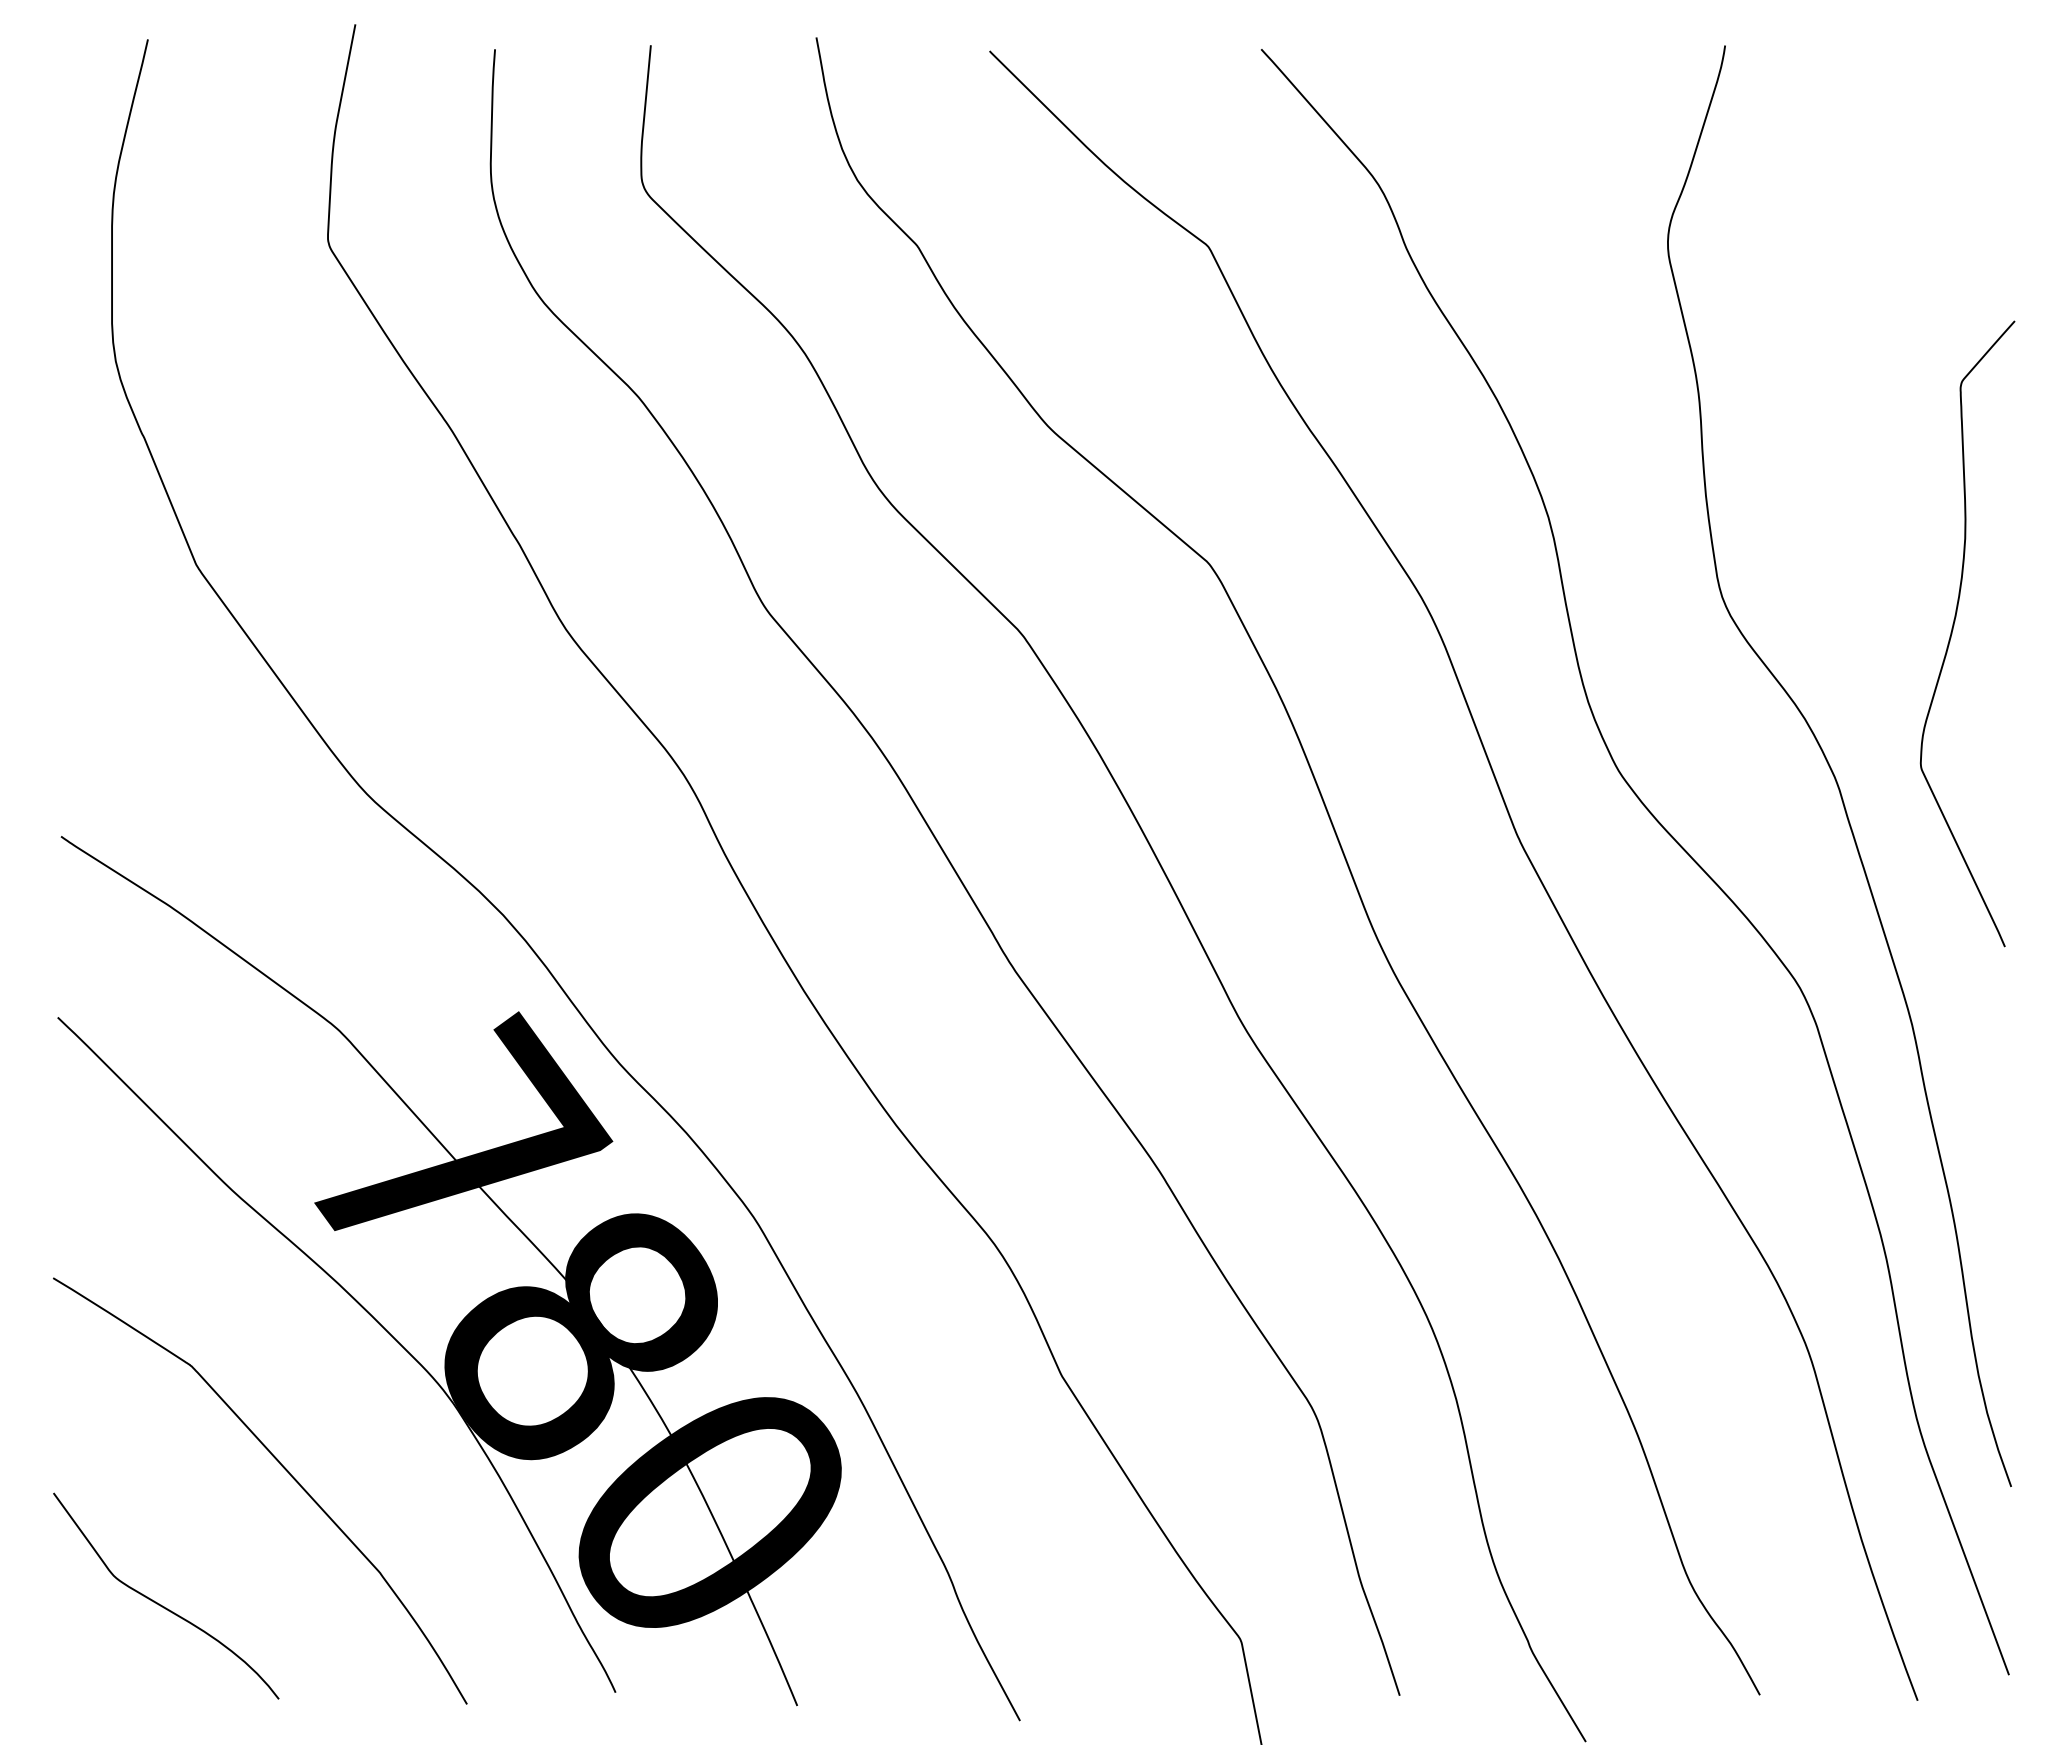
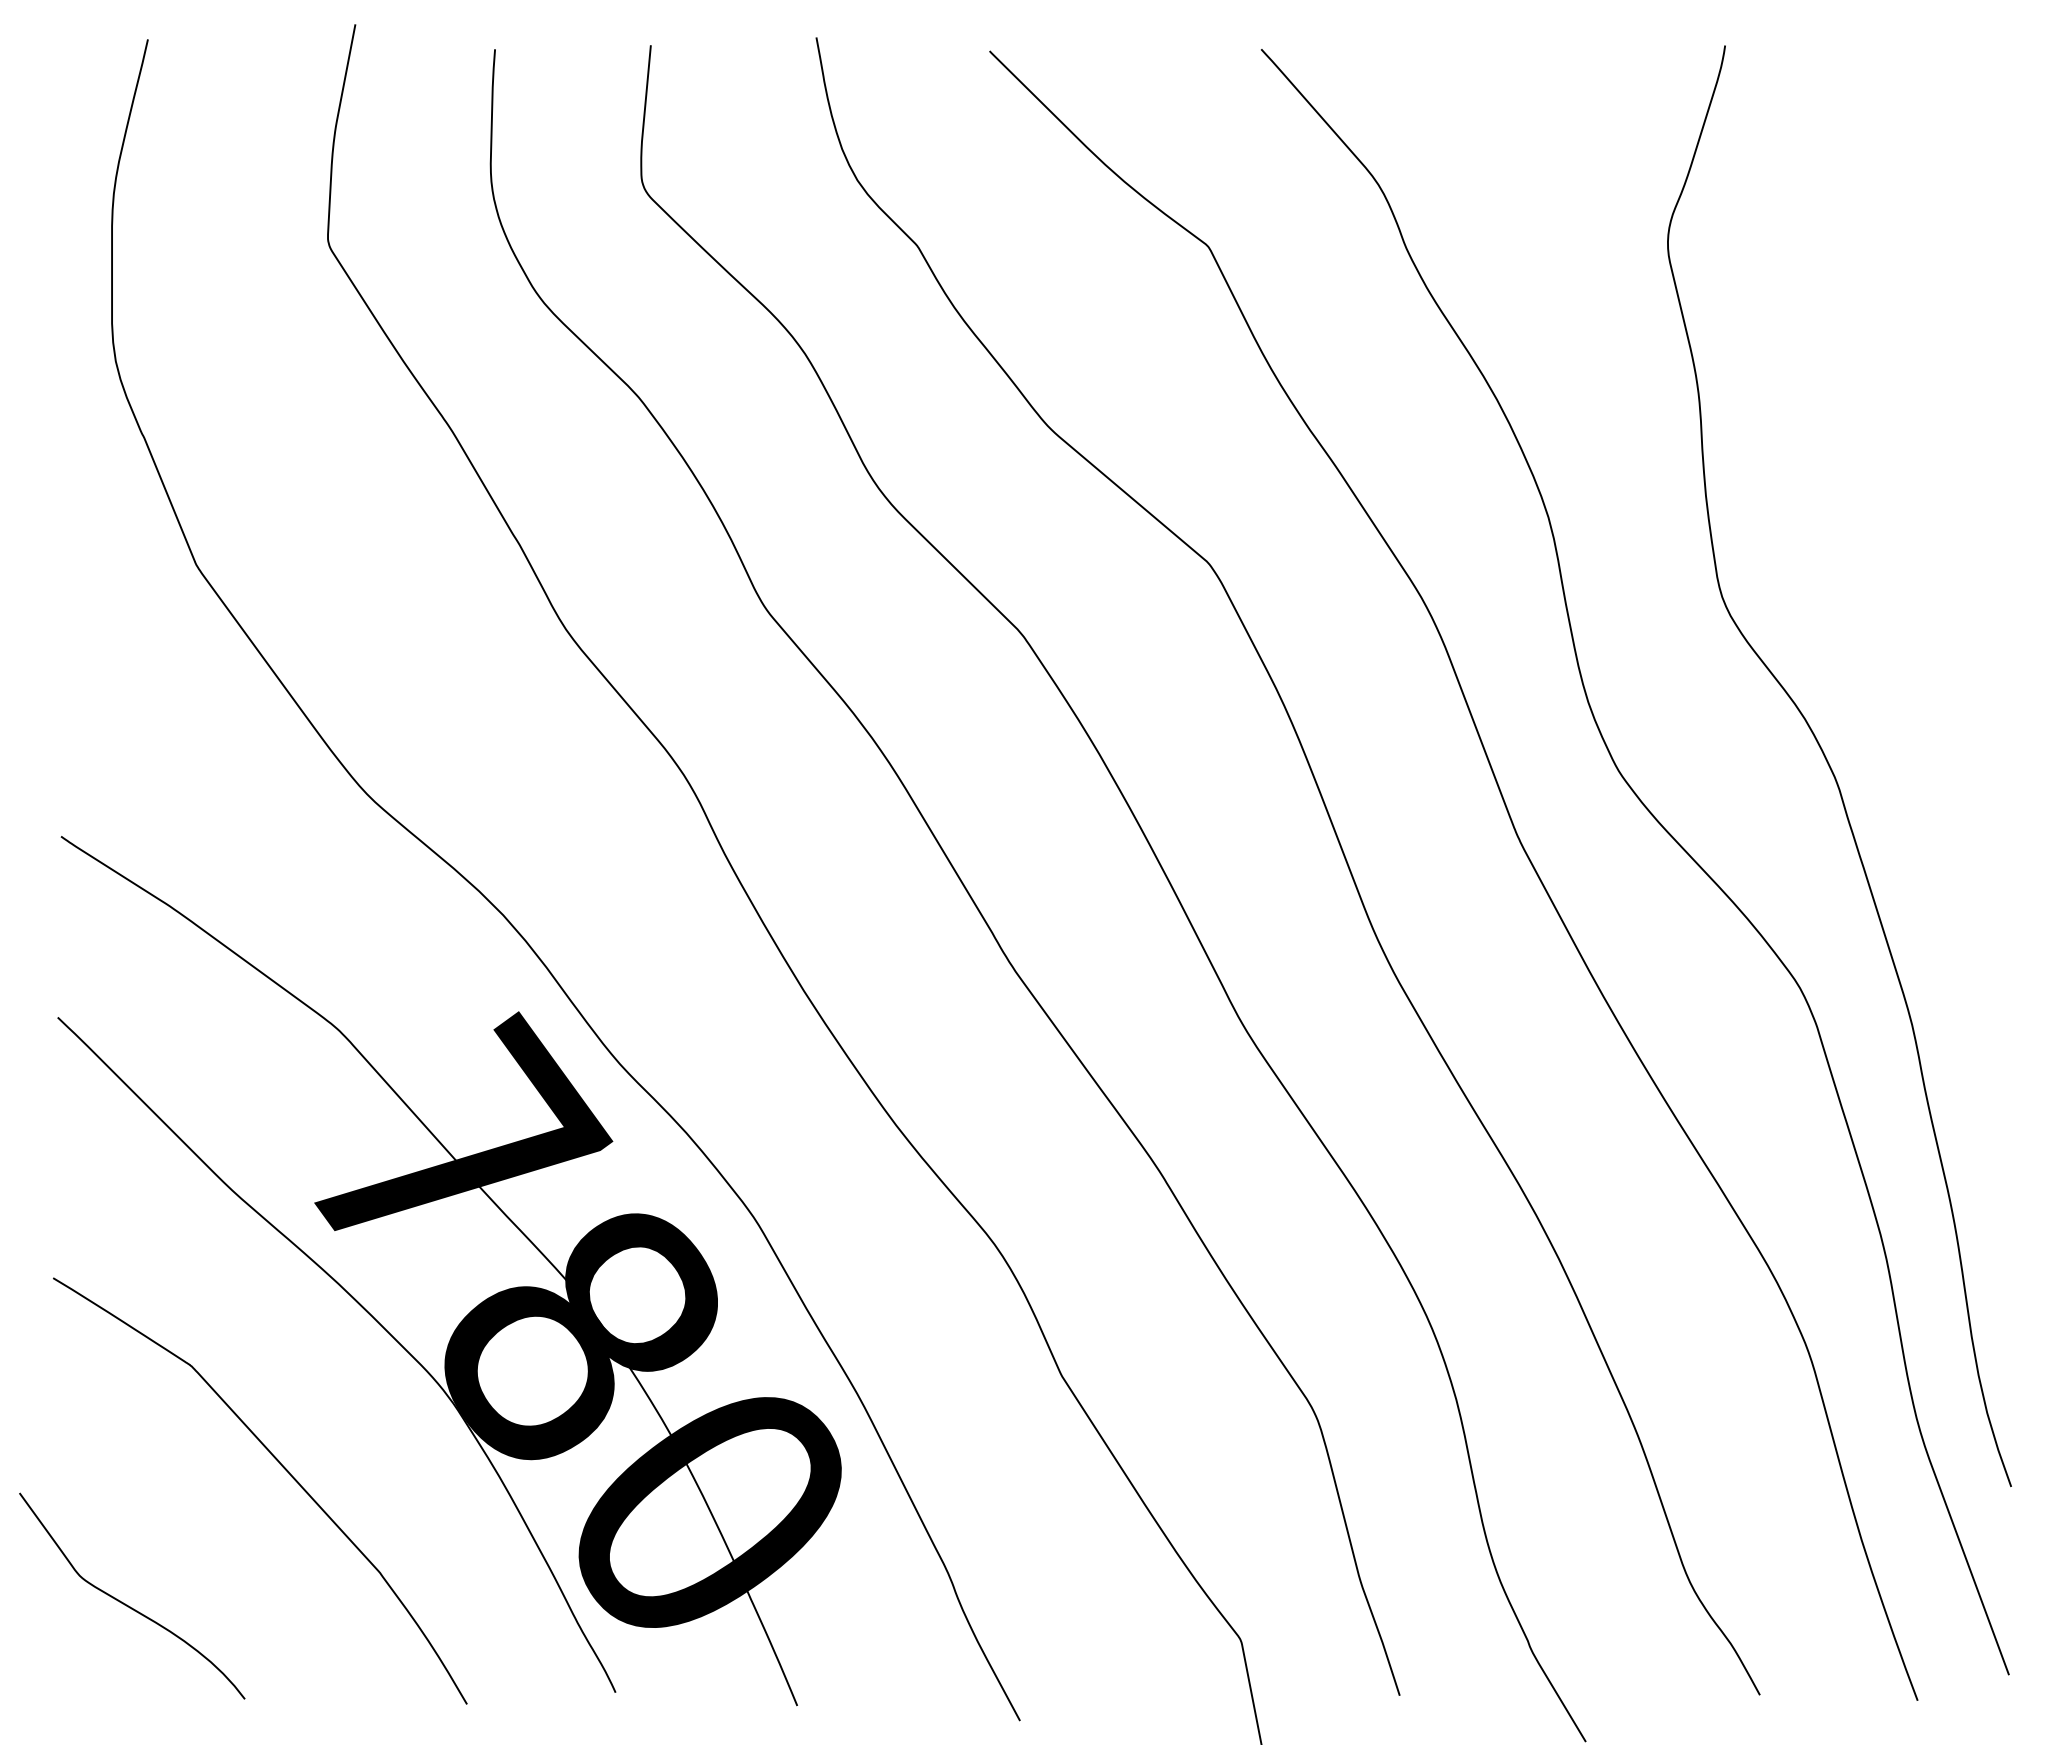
curve: present -> none (1953, 630)
curve position: (161, 1604) -> (127, 1604) (127, 1604)
